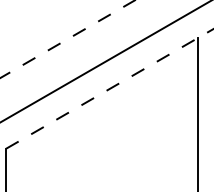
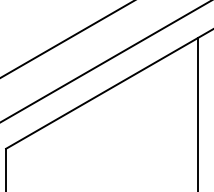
line: dashed -> solid (67, 39)
line: dashed -> solid (109, 88)
